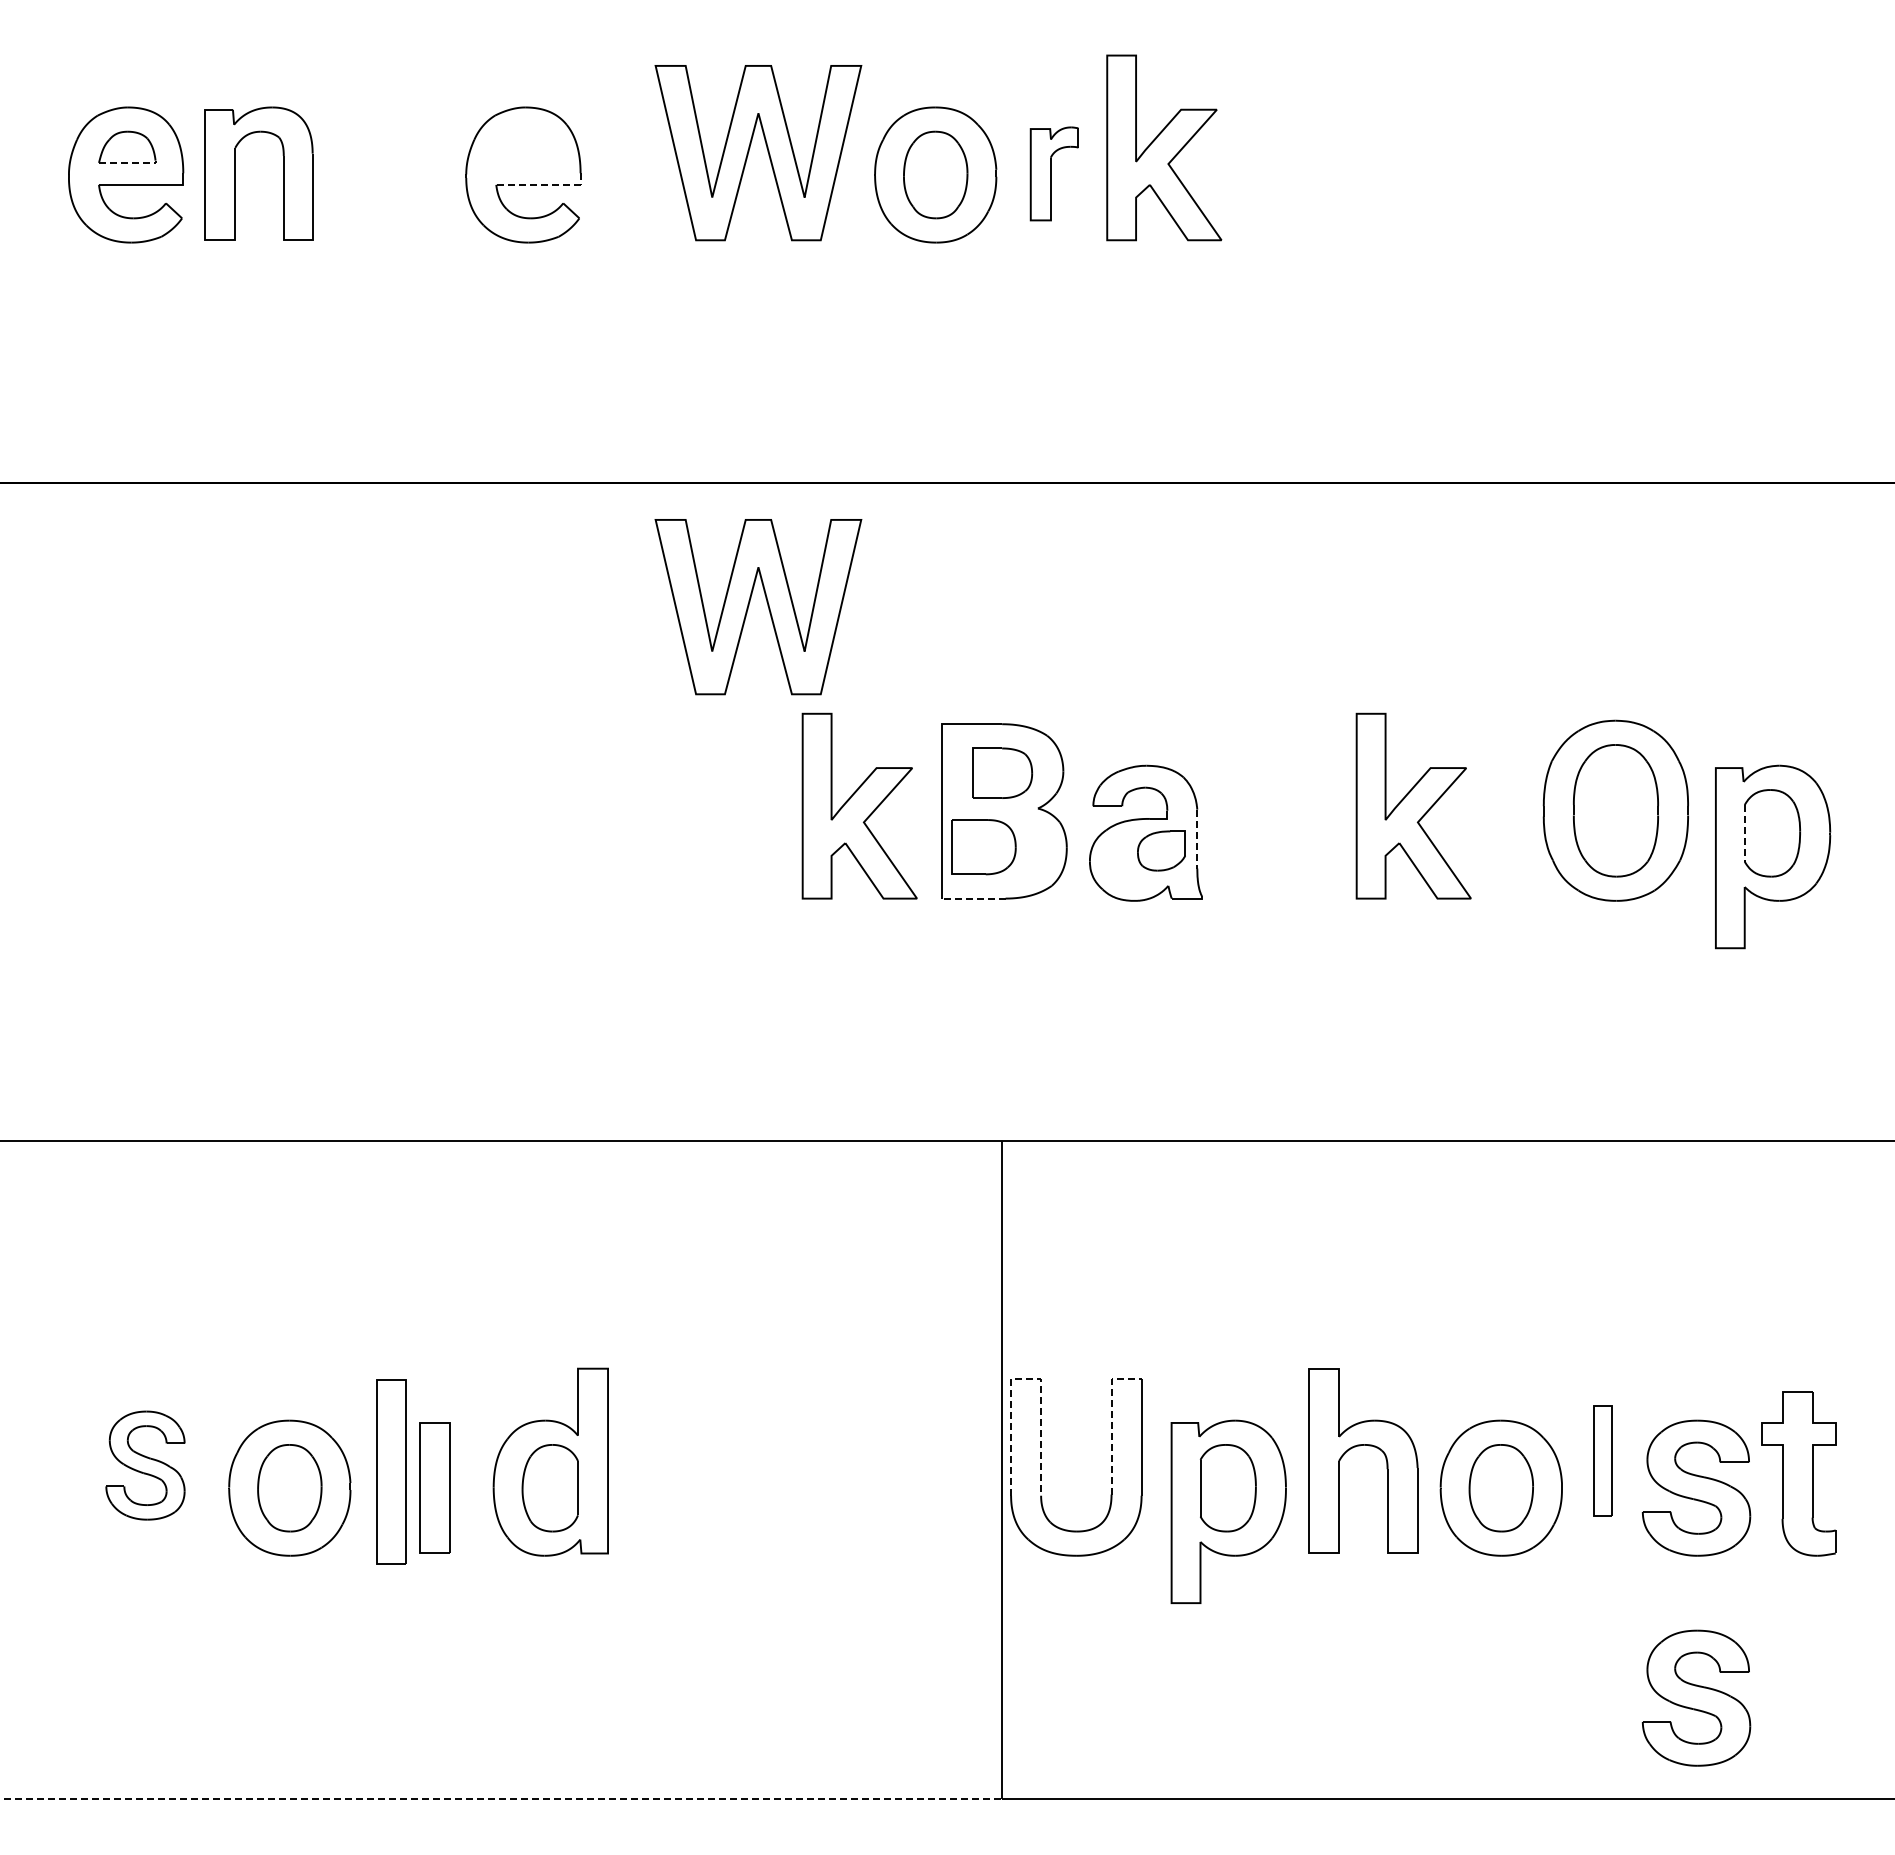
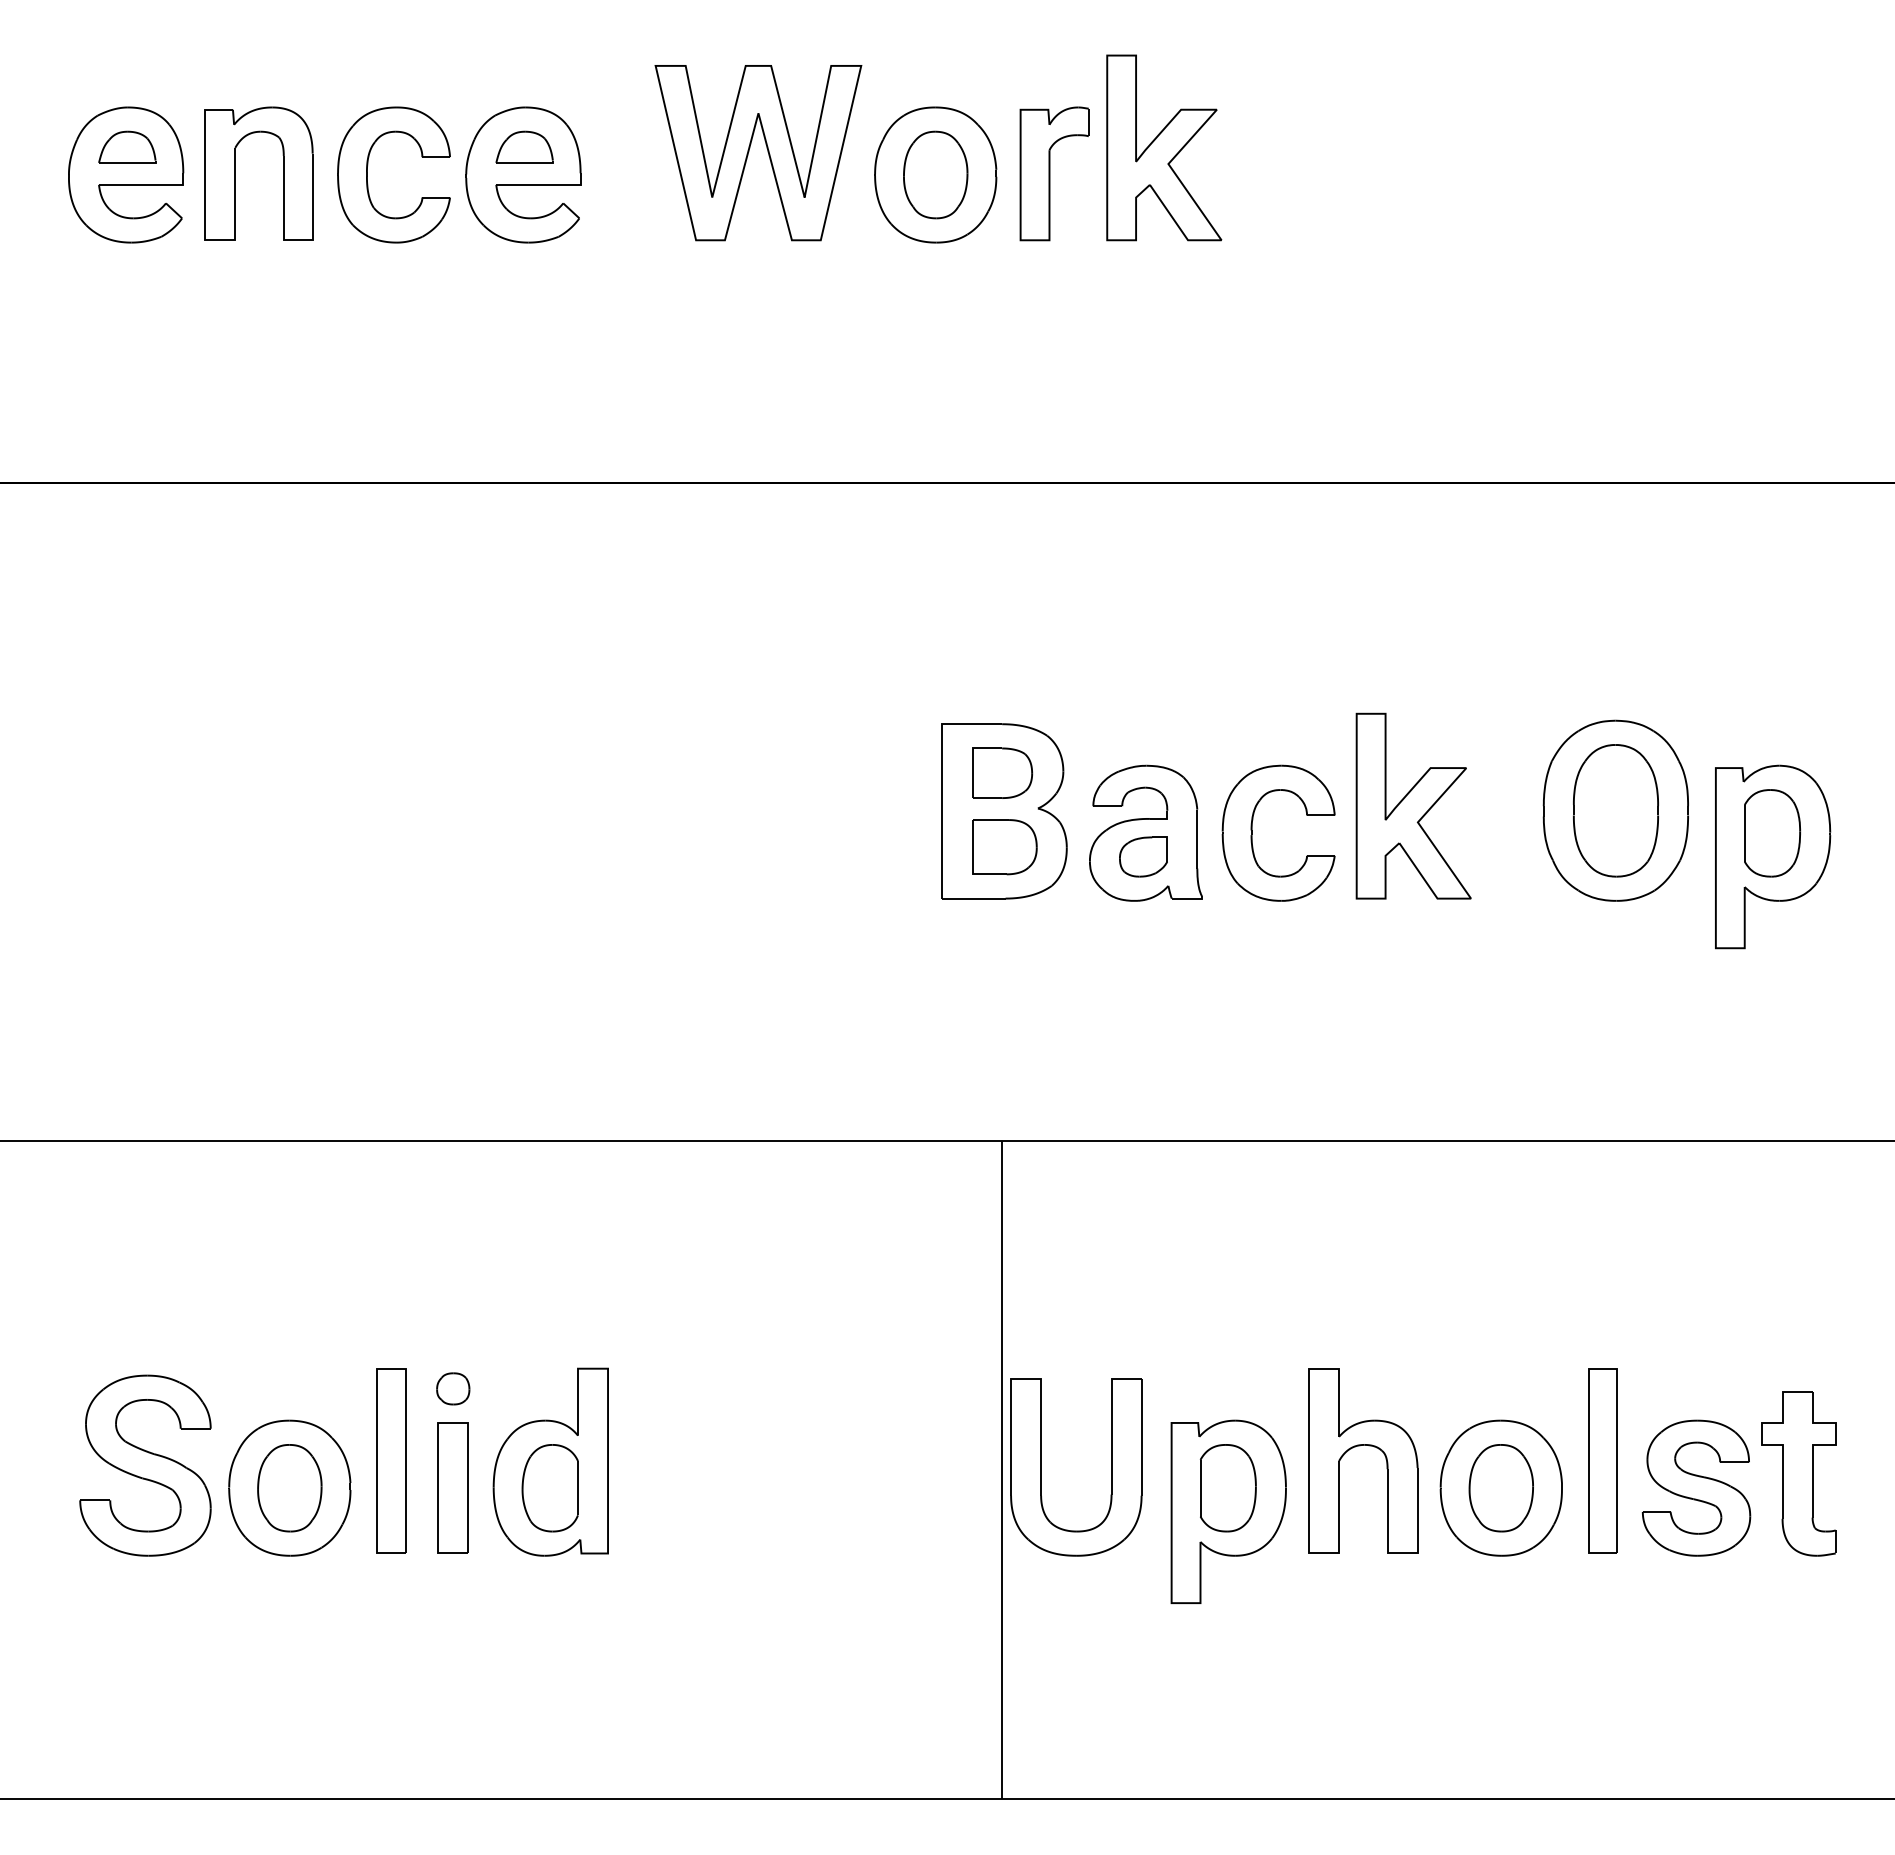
part: none -> present (524, 146)
line: dashed -> solid (129, 162)
part size: 50x96 px -> 71x136 px (1054, 173)
part: none -> present (367, 174)
line: dashed -> solid (544, 184)
part: present -> none (767, 606)
part: present -> none (859, 805)
part: none -> present (1252, 832)
line: dashed -> solid (1744, 833)
line: dashed -> solid (1197, 839)
part position: (983, 847) -> (1004, 847) (1004, 847)
part position: (1161, 850) -> (1143, 856) (1143, 856)
line: dashed -> solid (973, 898)
line: dashed -> solid (1026, 1379)
part: none -> present (453, 1388)
line: dashed -> solid (1111, 1420)
part size: 20x112 px -> 30x186 px (1602, 1460)
part size: 81x111 px -> 133x183 px (145, 1465)
part position: (391, 1471) -> (391, 1460) (391, 1460)
part position: (434, 1487) -> (452, 1487) (452, 1487)
part: present -> none (1696, 1697)
line: dashed -> solid (501, 1799)
